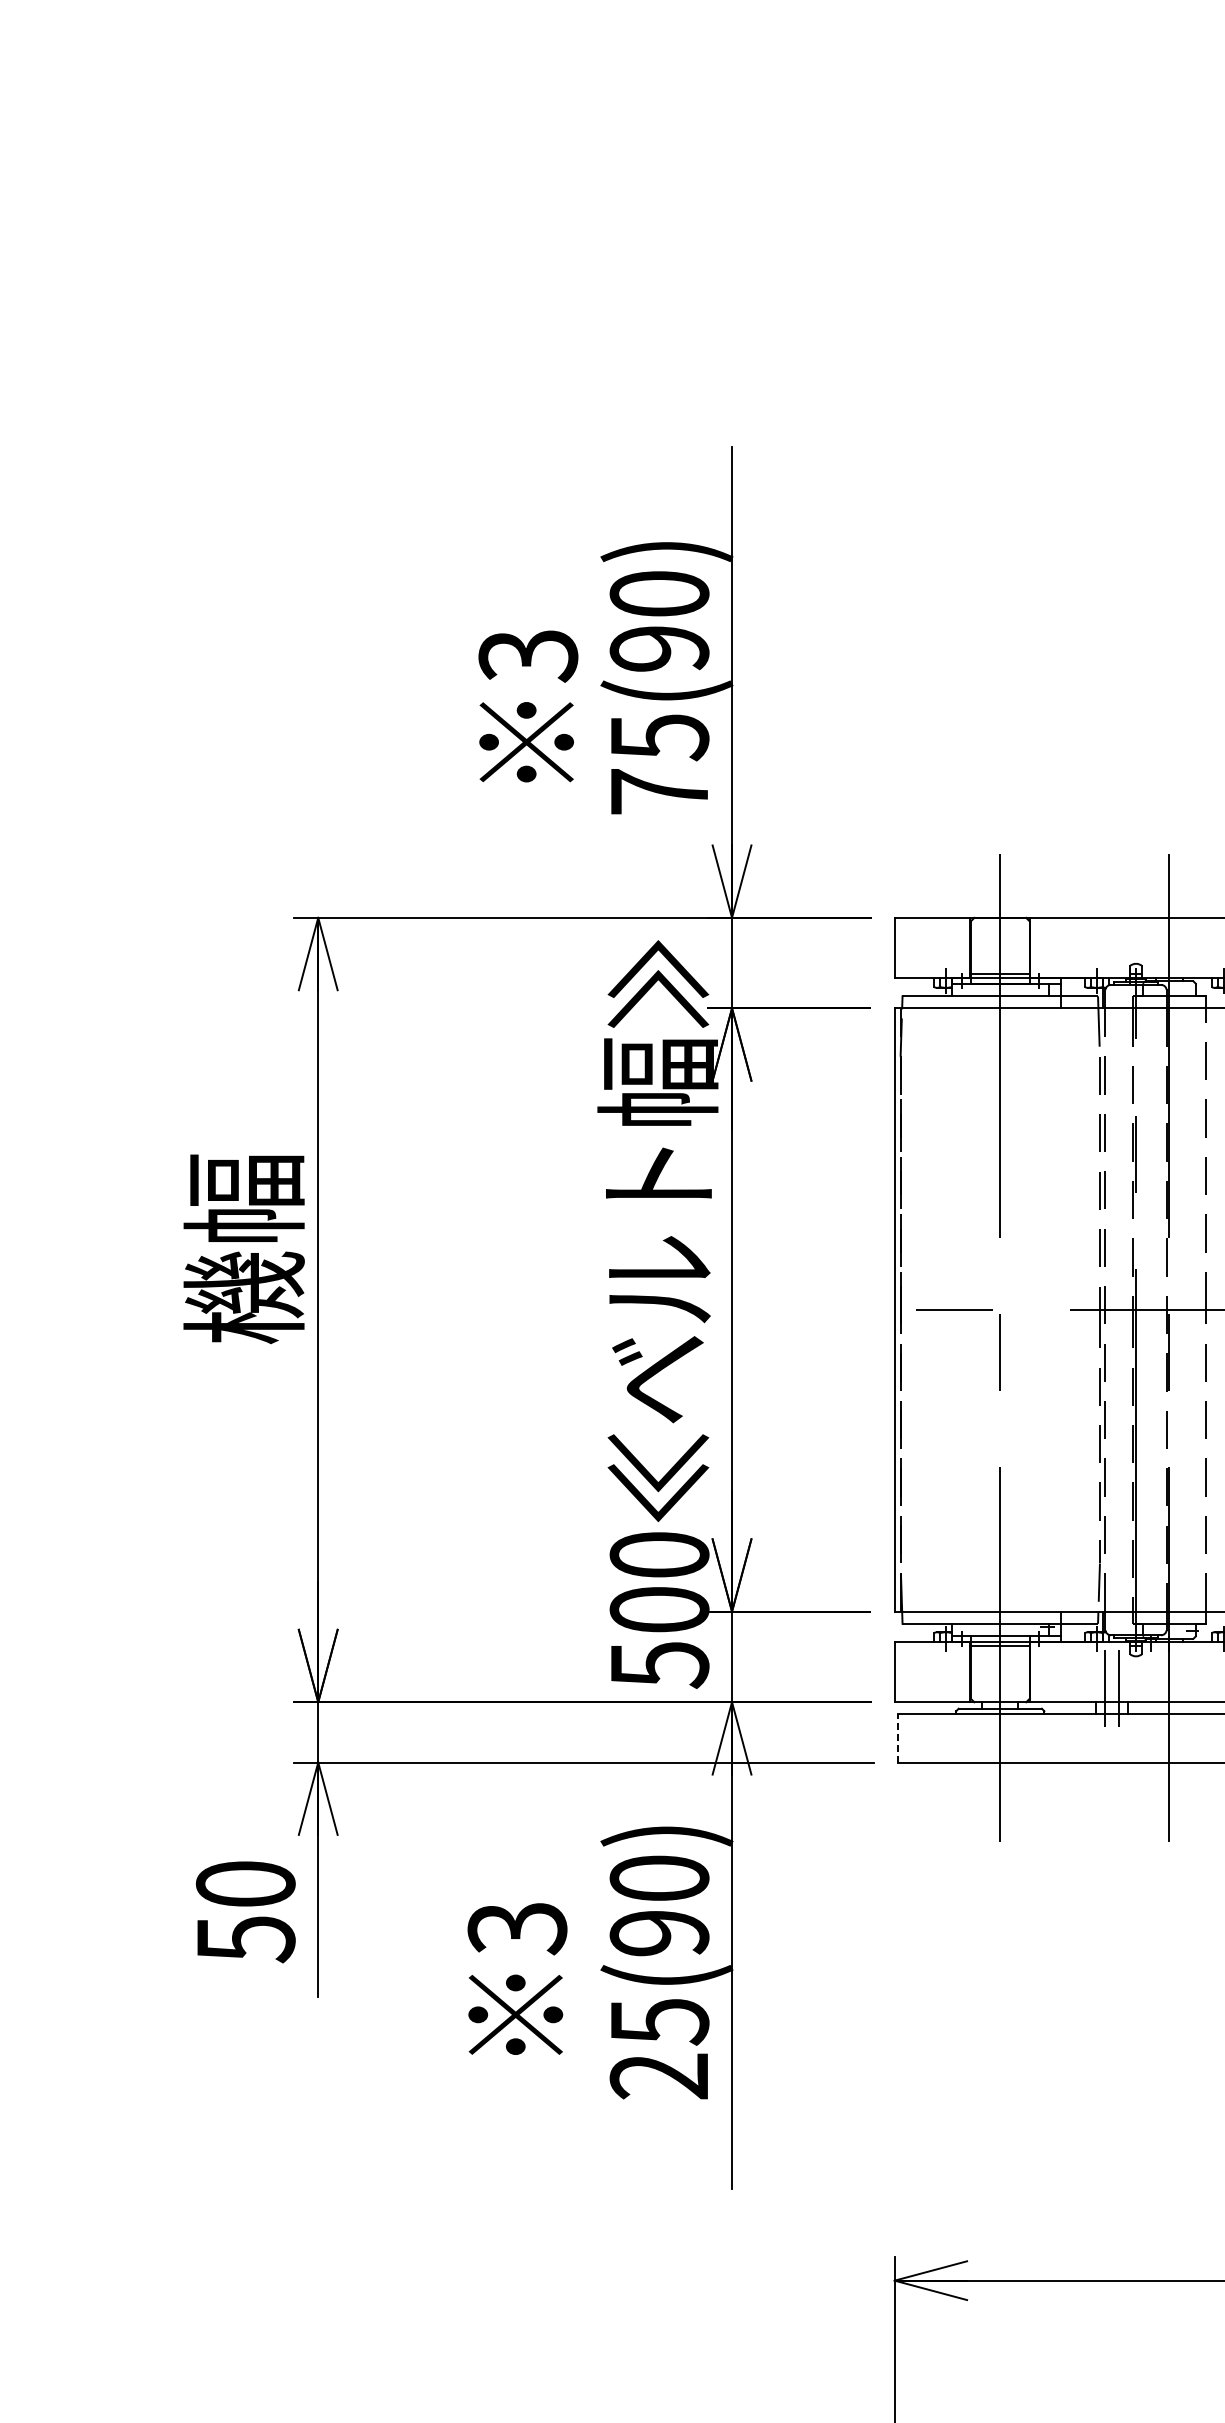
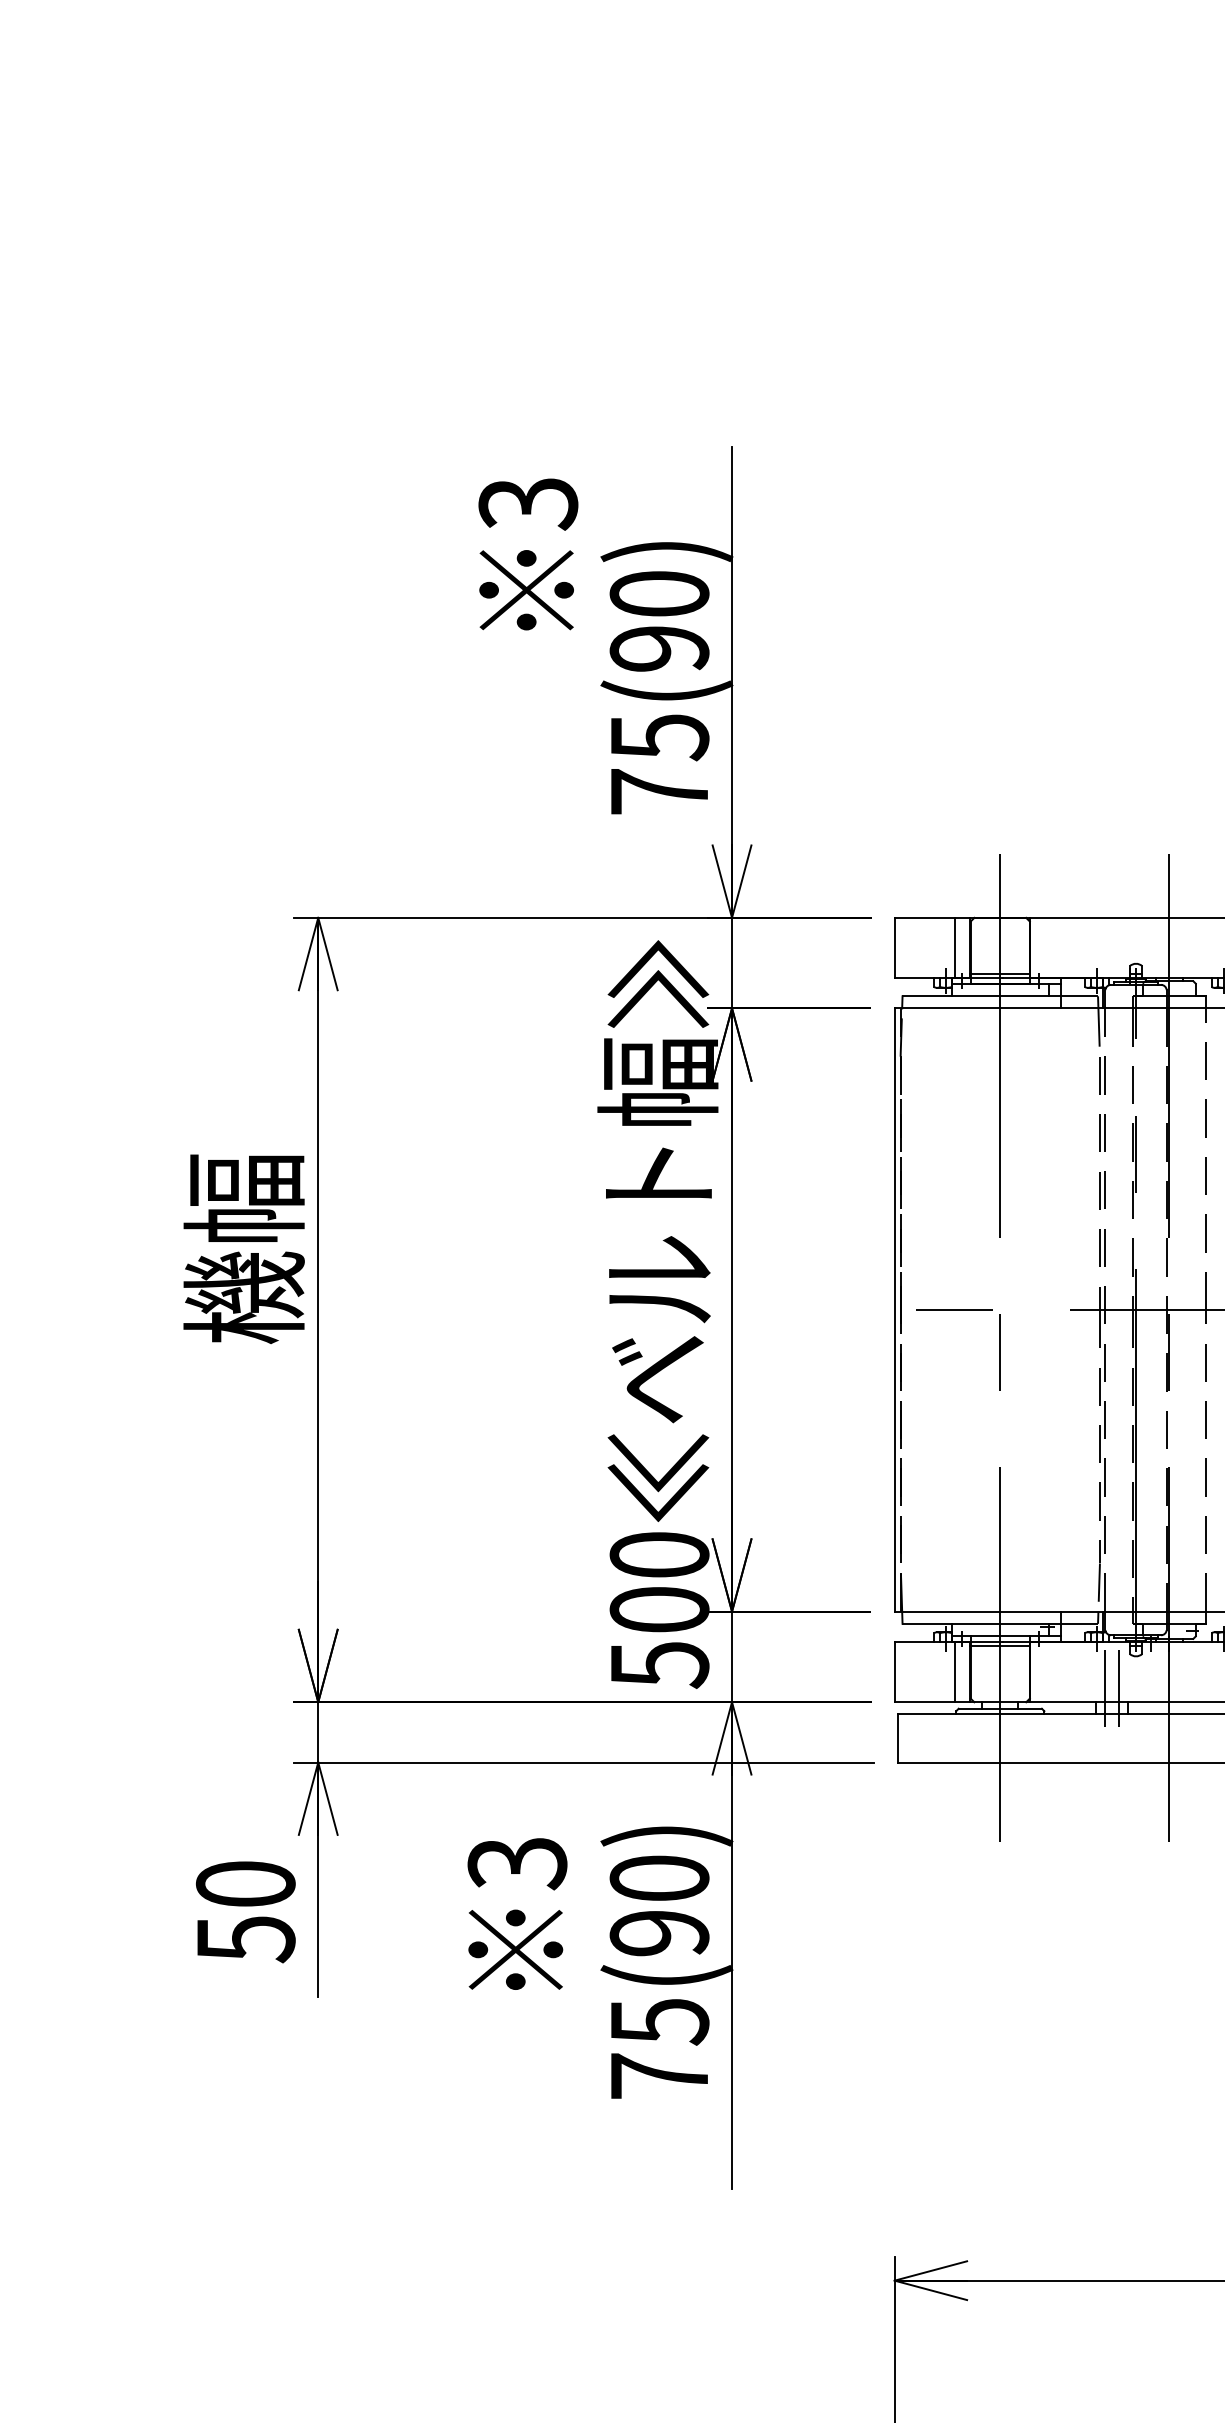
text position: (528, 706) -> (528, 554) (528, 554)
line: none -> present (955, 947)
line: none -> present (955, 1671)
line: dashed -> solid (897, 1737)
text position: (517, 1978) -> (517, 1913) (517, 1913)
text: 25(90) -> 75(90) (658, 2076)
